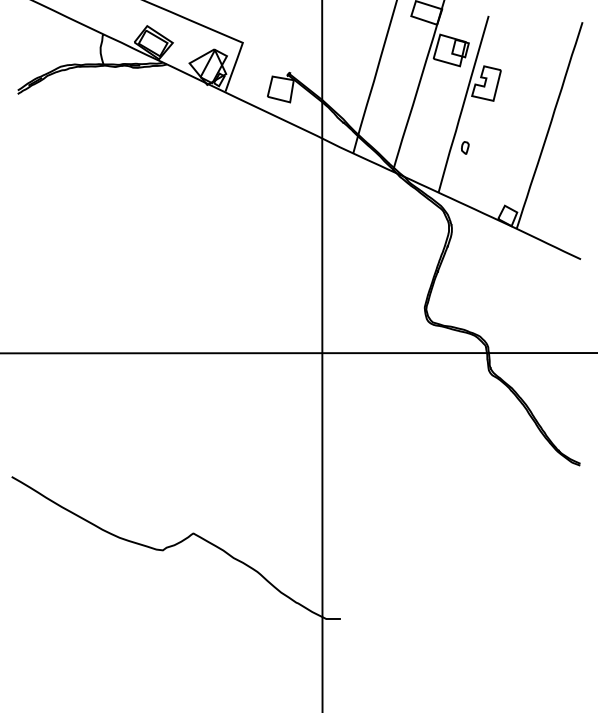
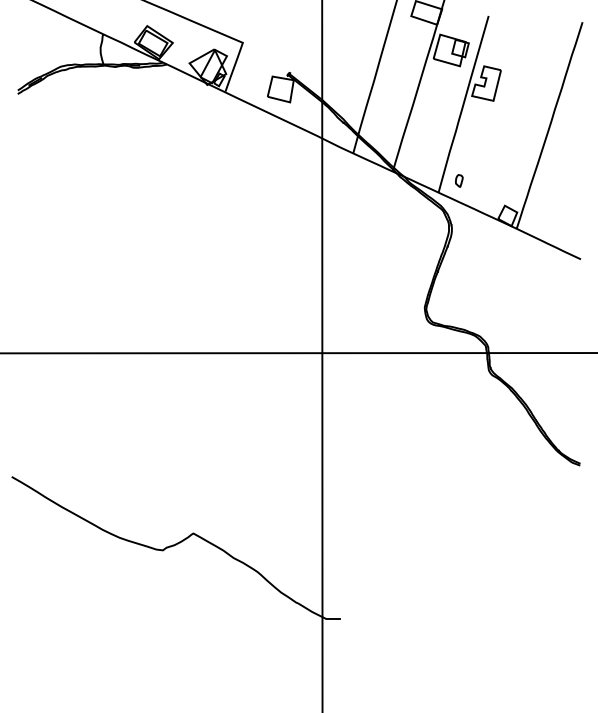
part position: (465, 147) -> (459, 180) (459, 180)
